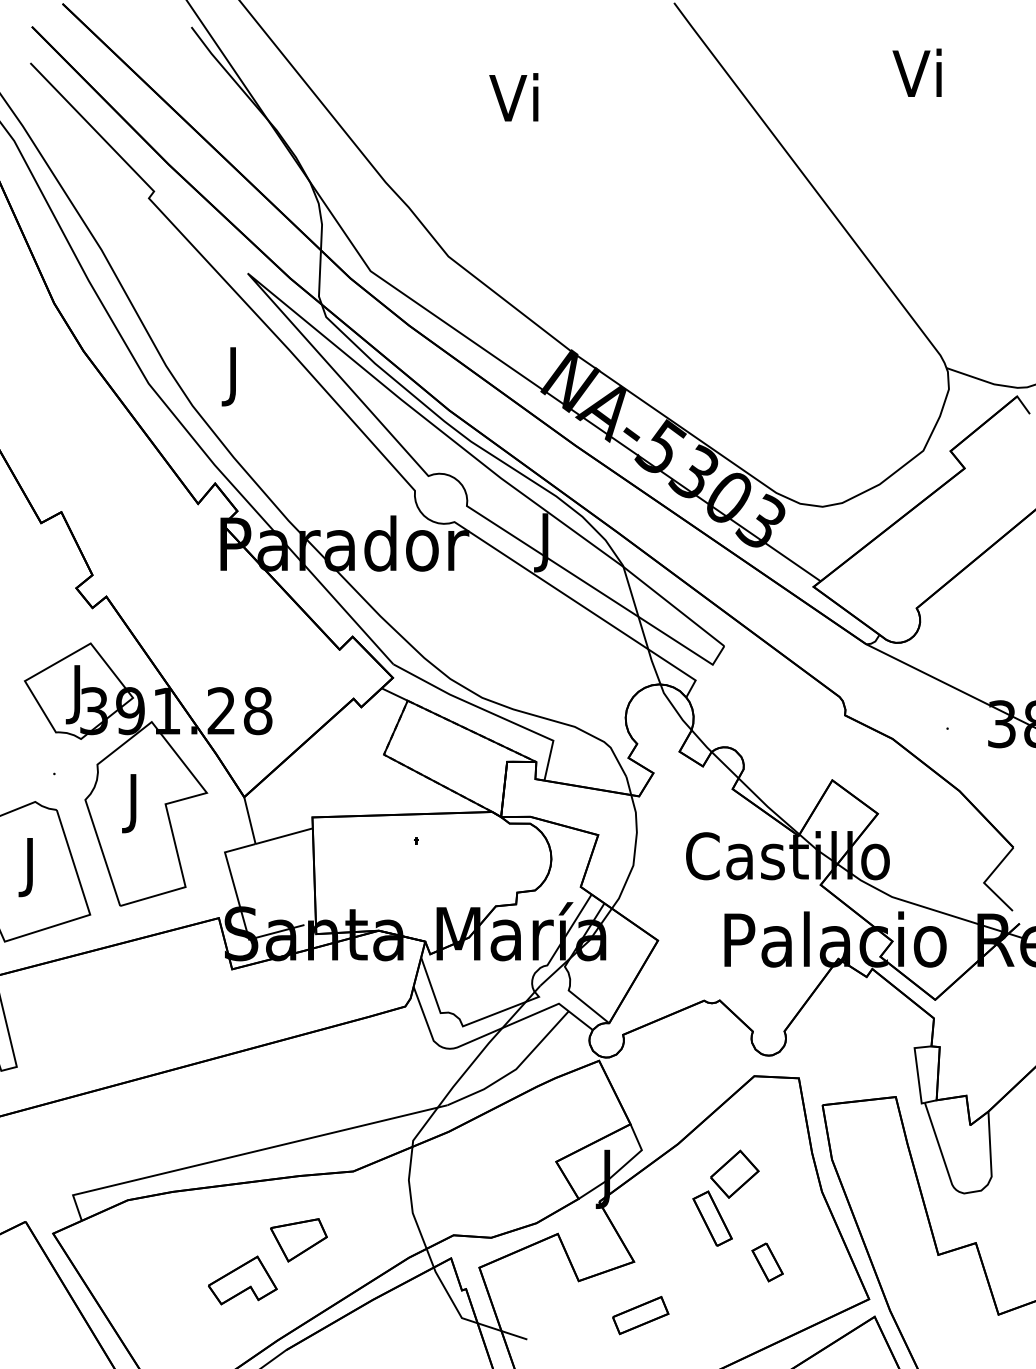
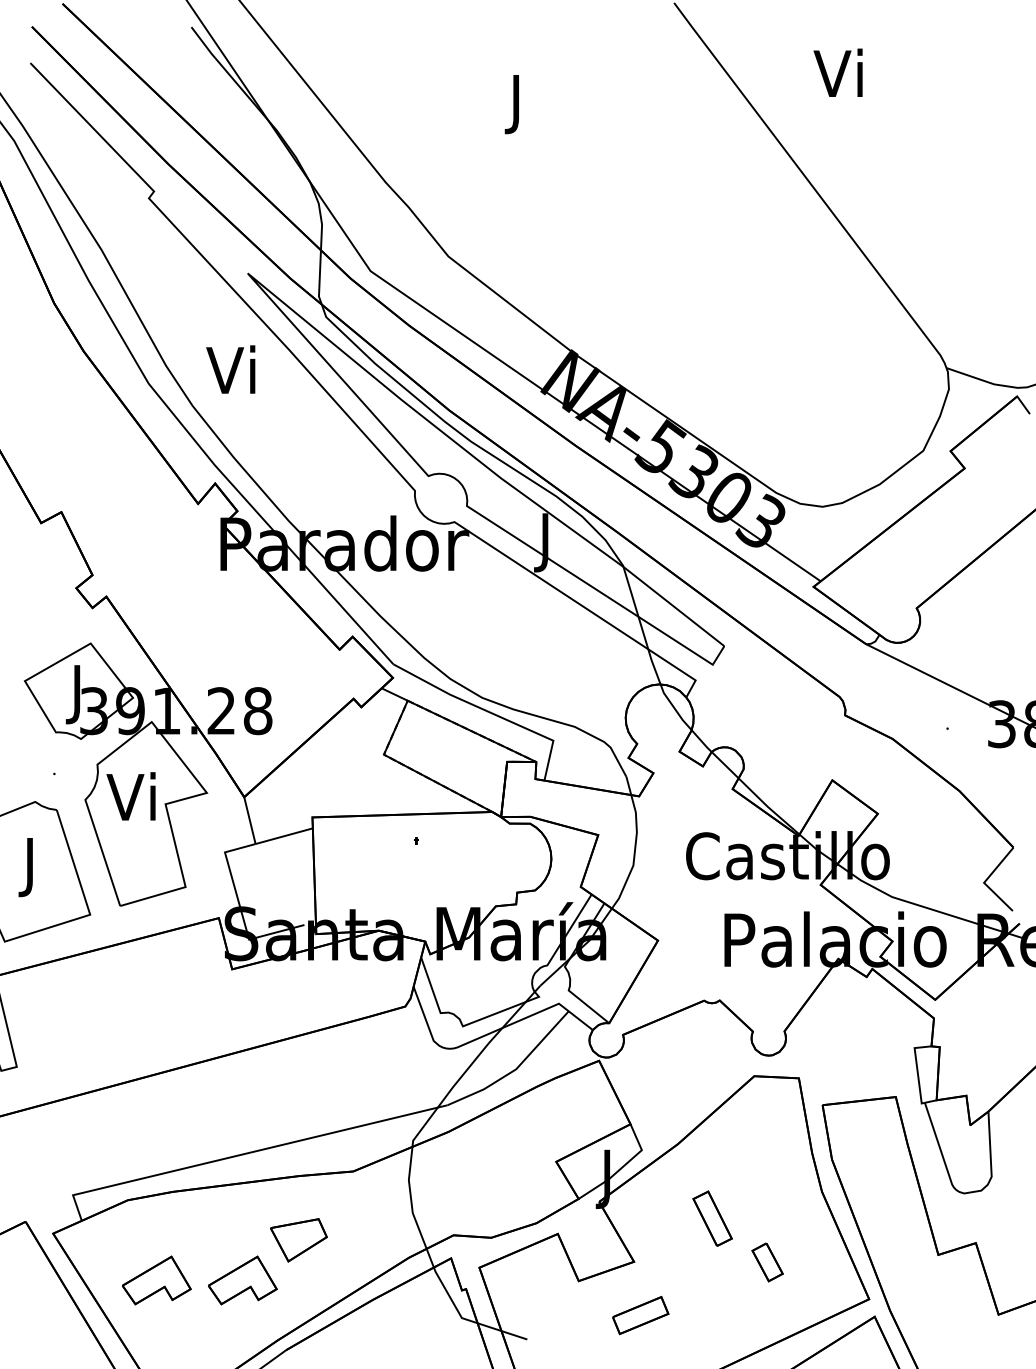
text position: (916, 72) -> (837, 72) (837, 72)
text: Vi -> J (513, 103)
text: J -> Vi (230, 375)
text: J -> Vi (130, 802)
part: present -> none (734, 1173)
part: none -> present (156, 1280)
